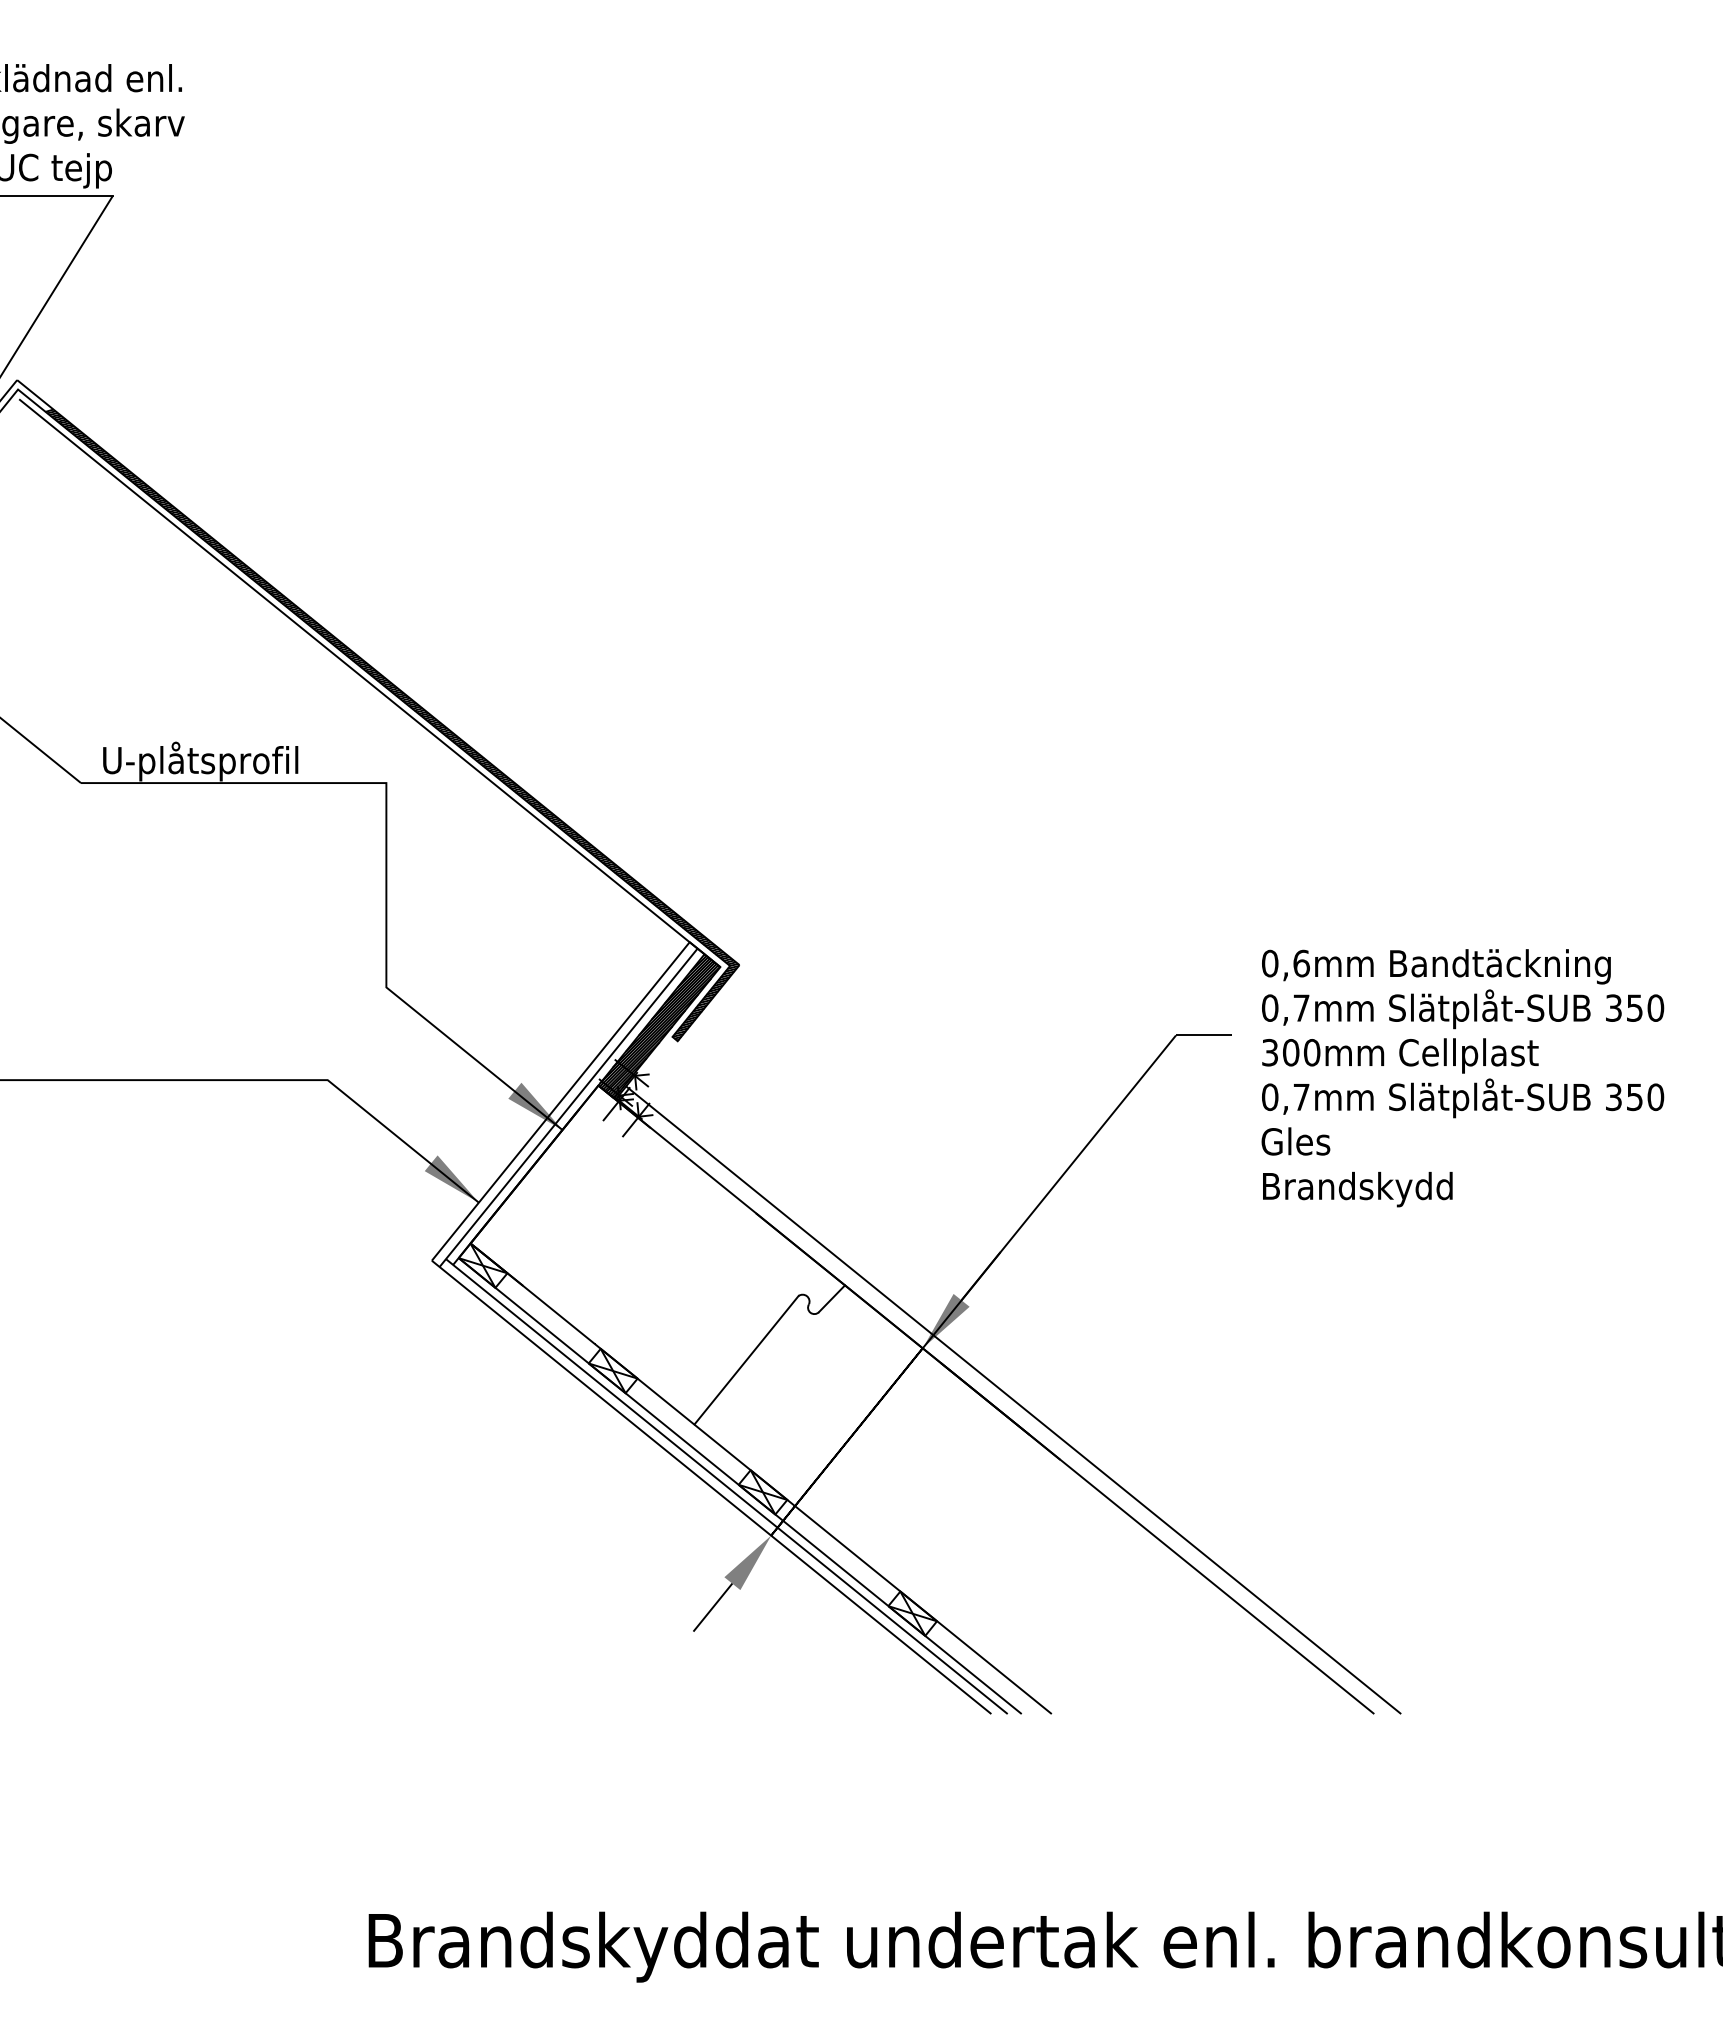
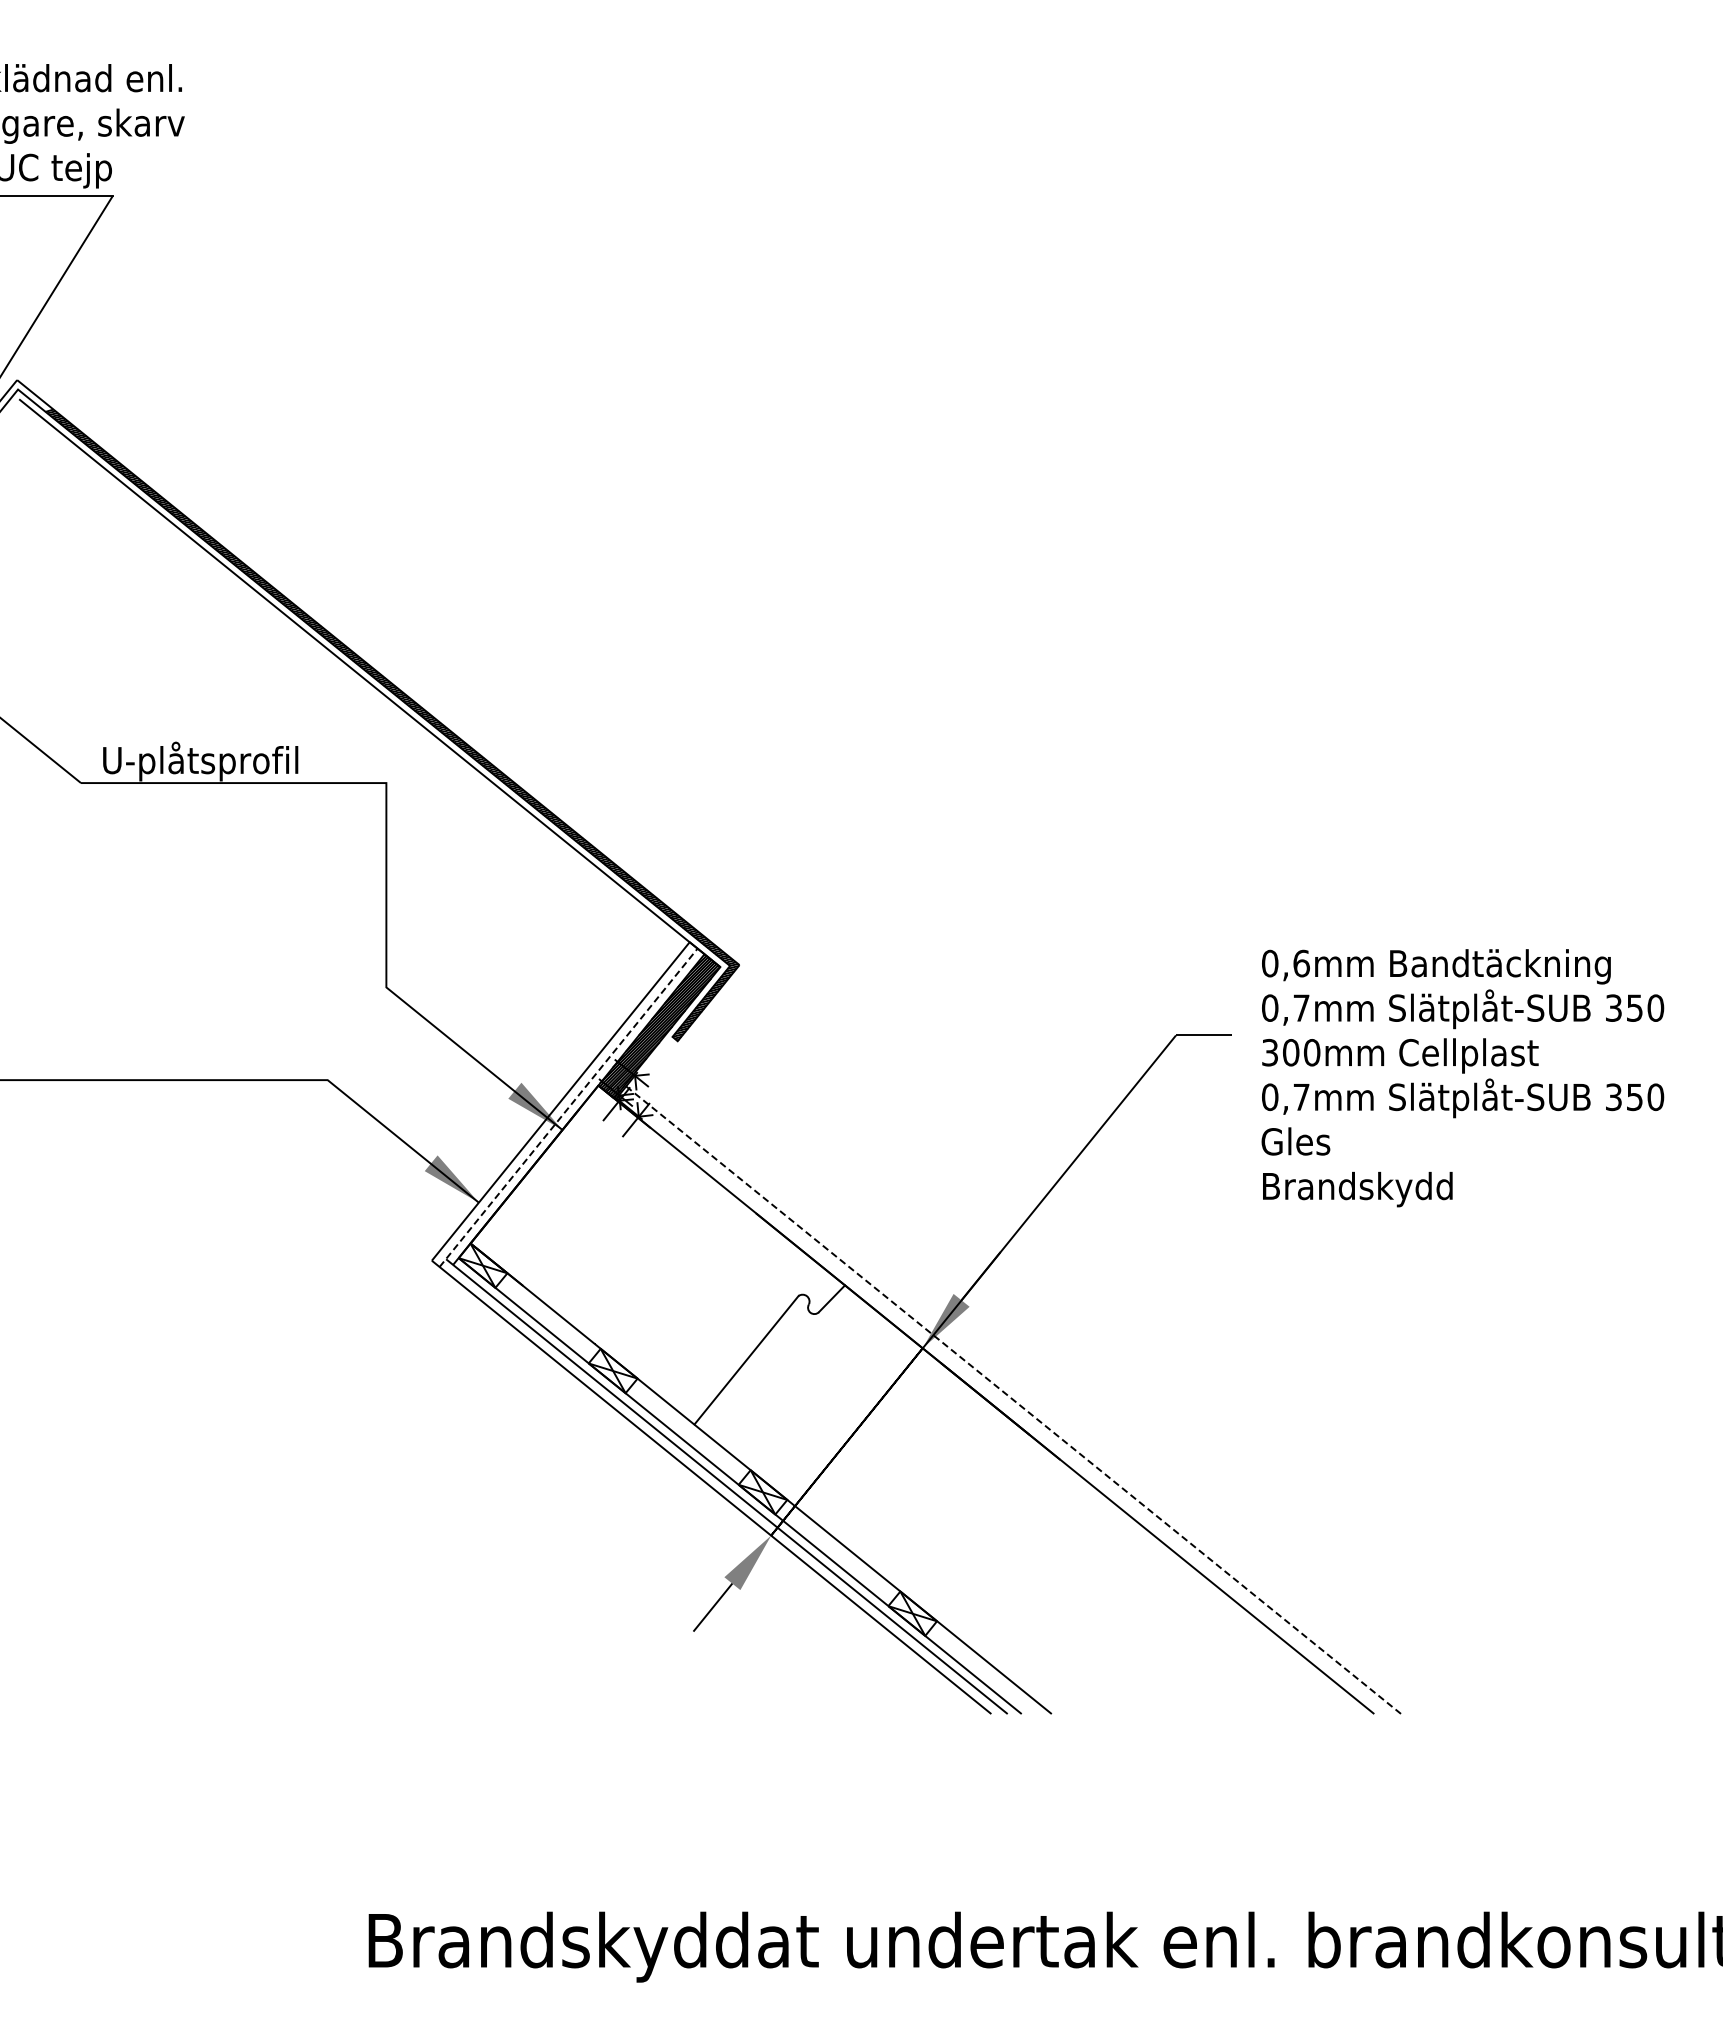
line: solid -> dashed (568, 1107)
line: solid -> dashed (1013, 1400)
